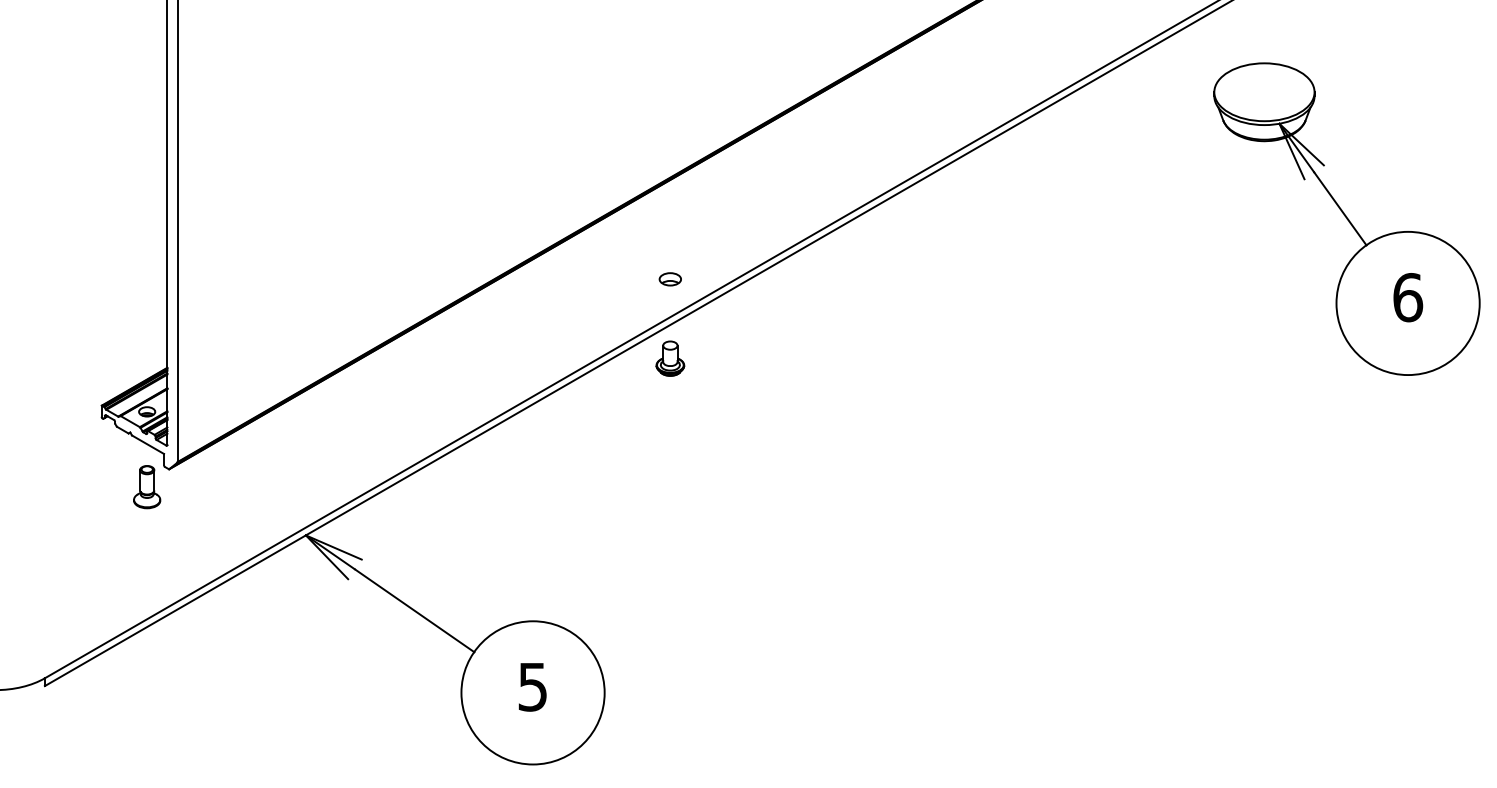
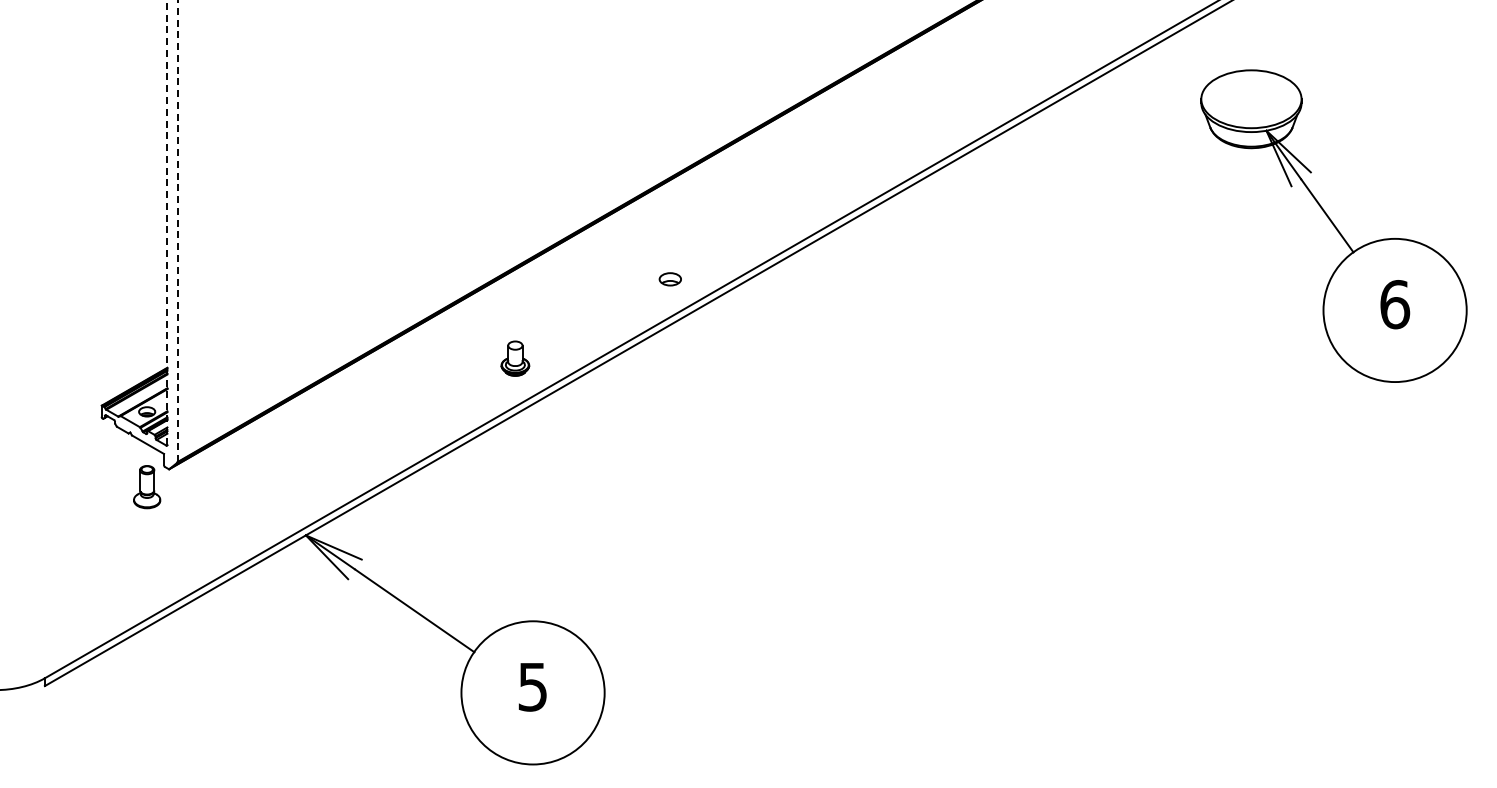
part position: (1346, 218) -> (1333, 225) (1333, 225)
line: solid -> dashed (167, 223)
line: solid -> dashed (177, 231)
part position: (670, 358) -> (515, 358) (515, 358)
